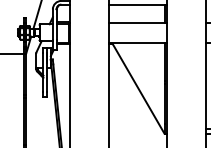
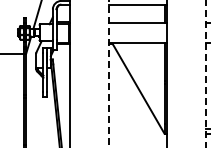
line: solid -> dashed (108, 73)
line: solid -> dashed (206, 73)
